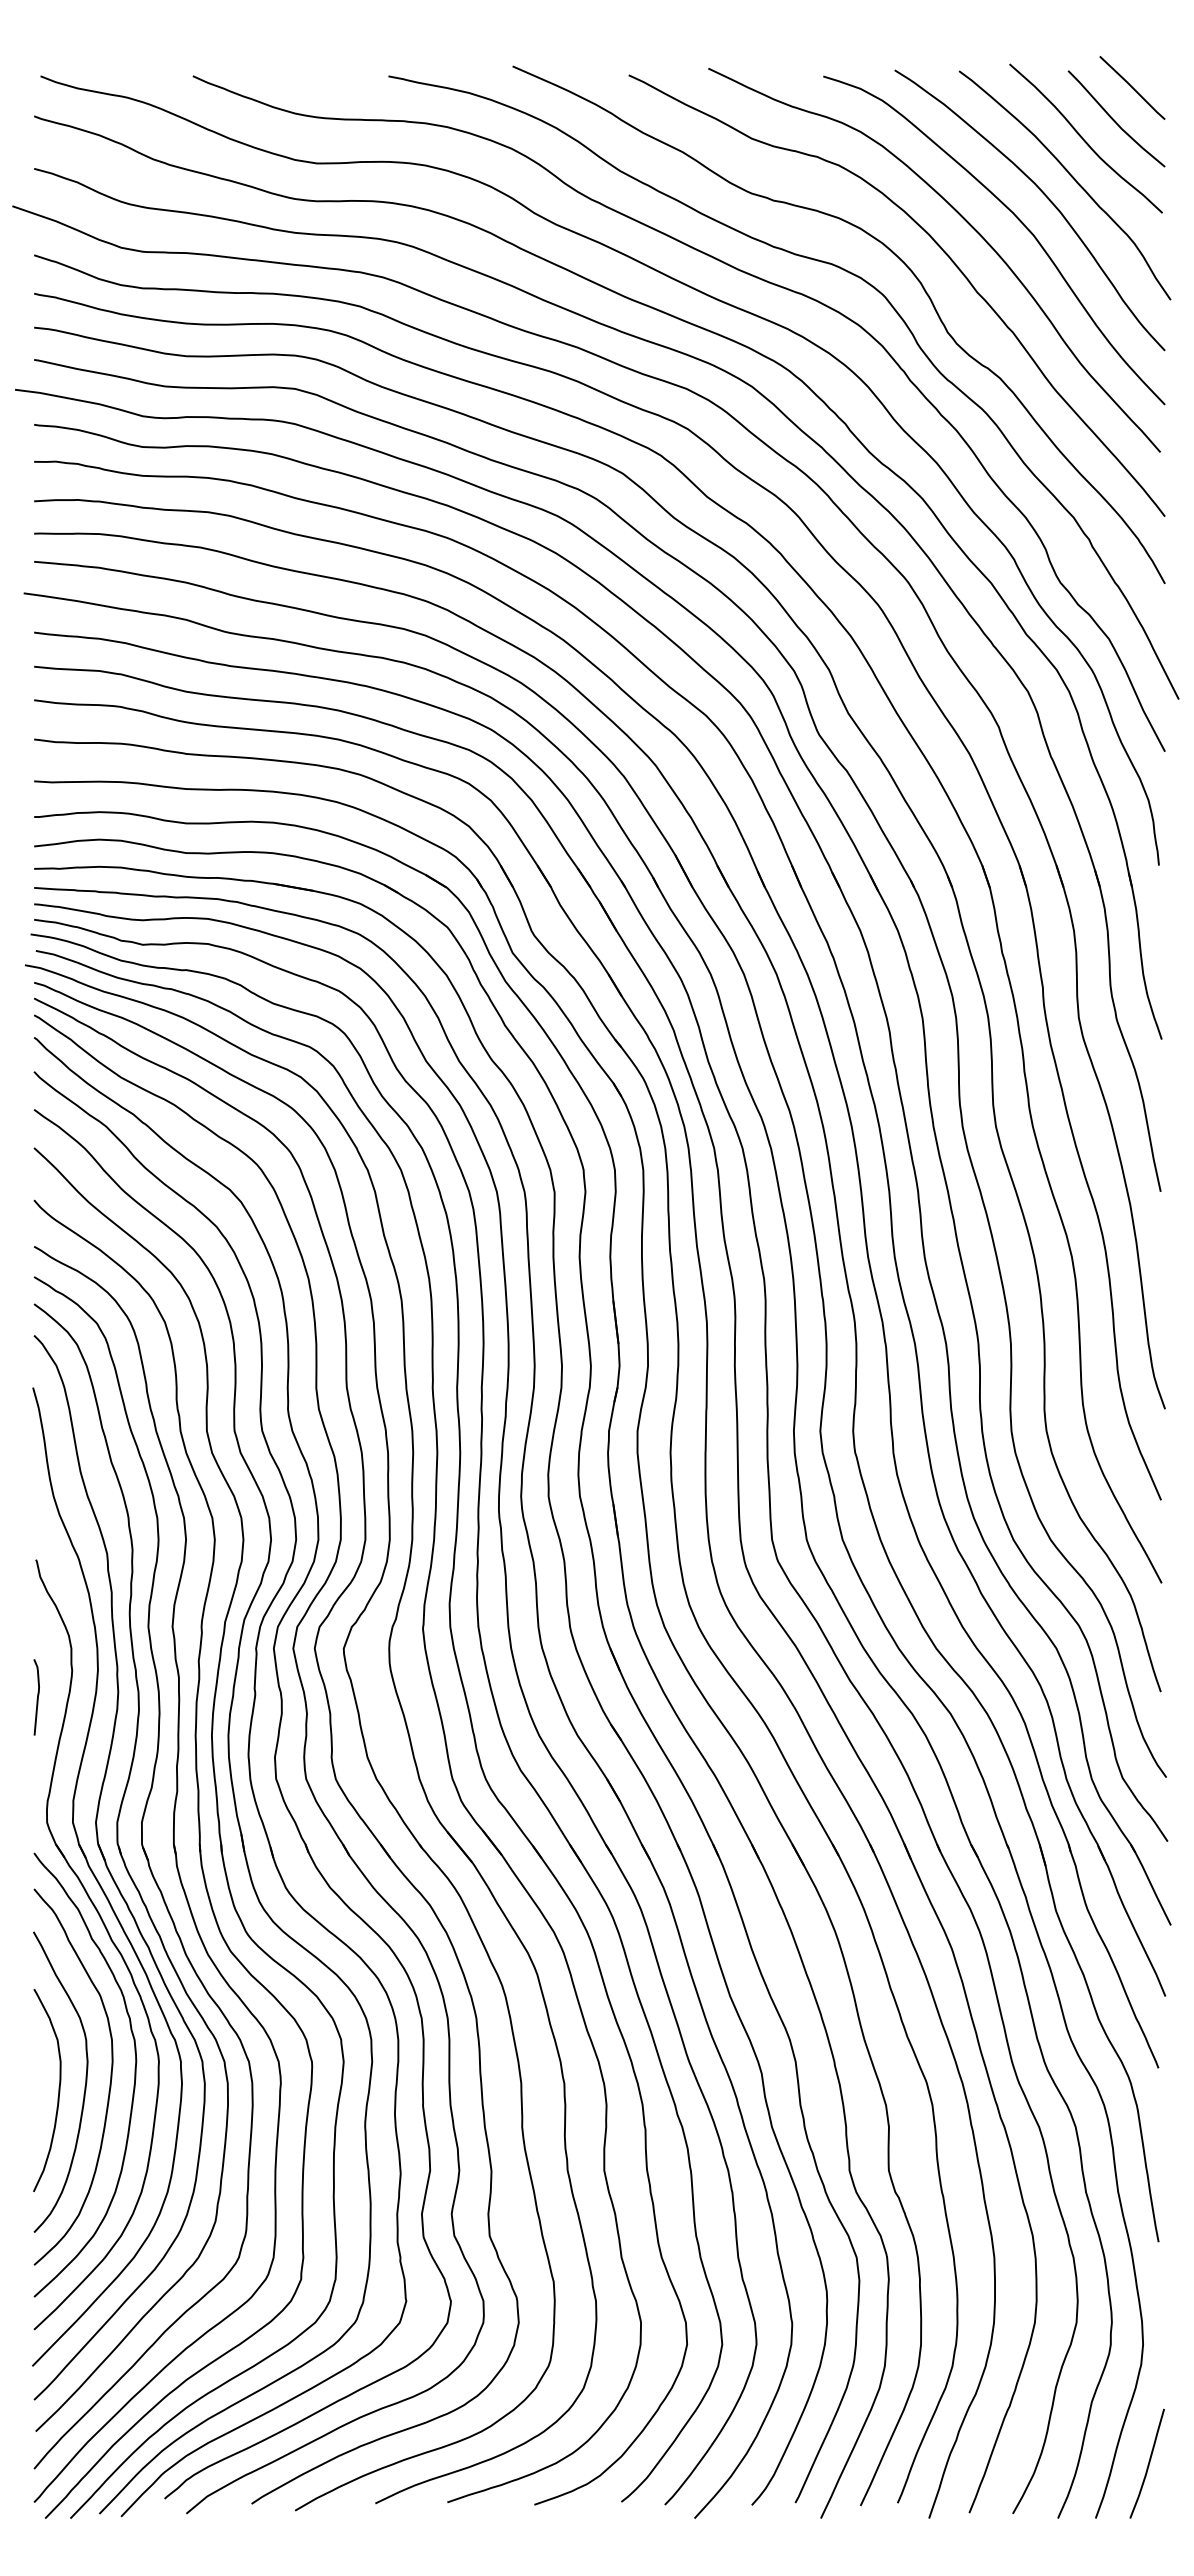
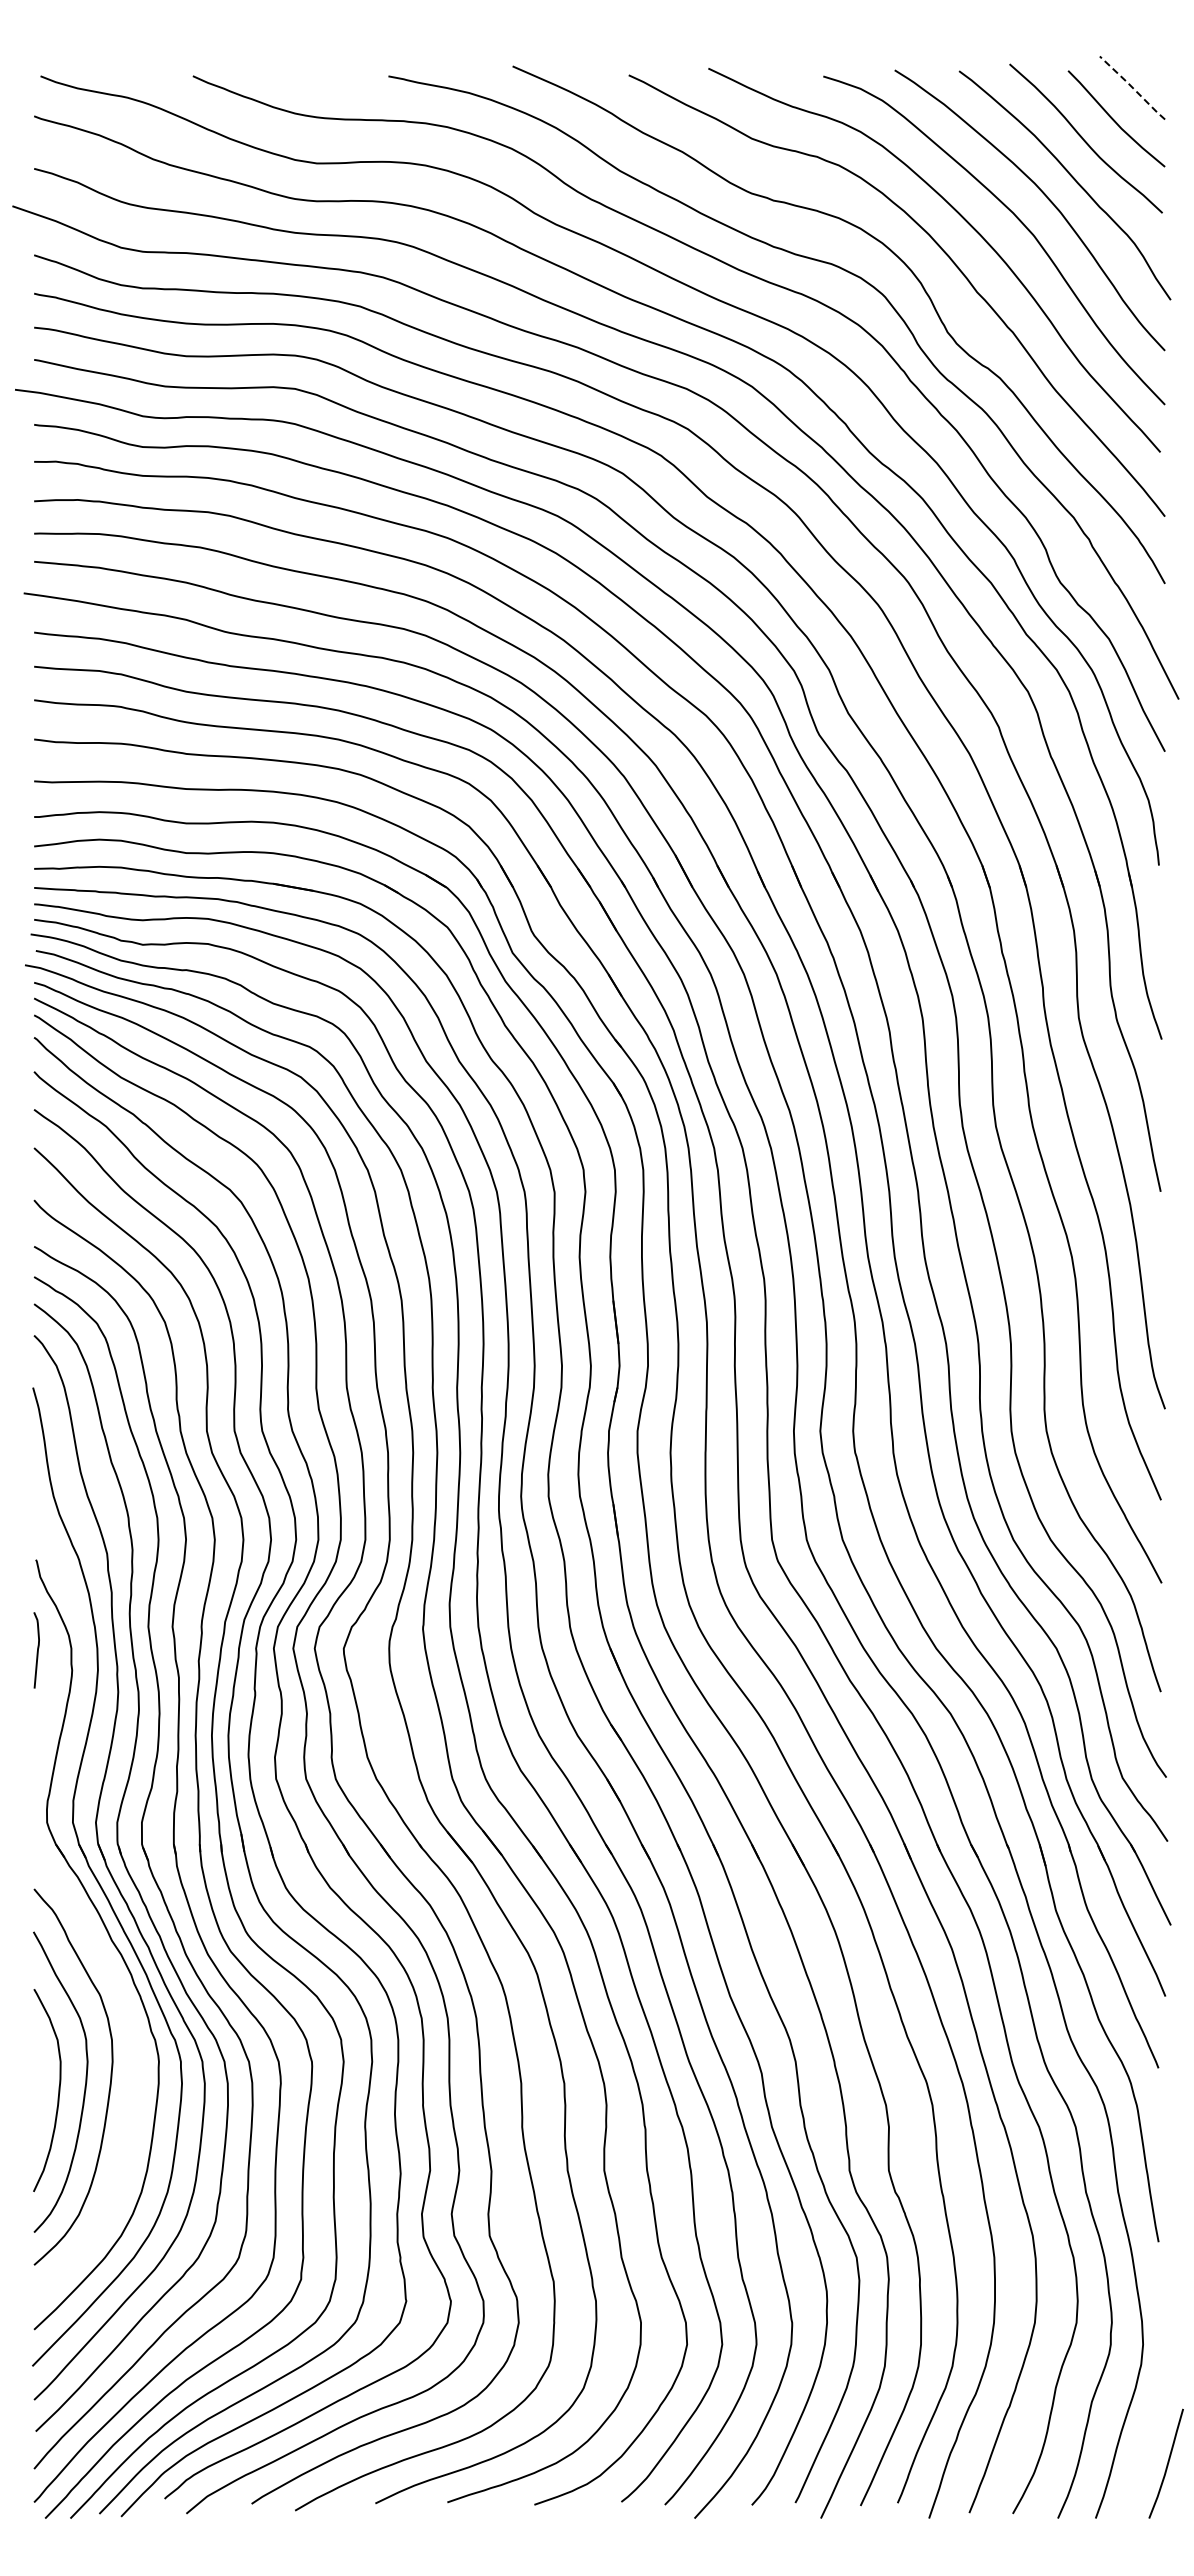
line: solid -> dashed (1132, 87)
curve position: (37, 1697) -> (37, 1650) (37, 1650)
curve: present -> none (134, 2074)
curve position: (1147, 2464) -> (1166, 2464) (1166, 2464)
